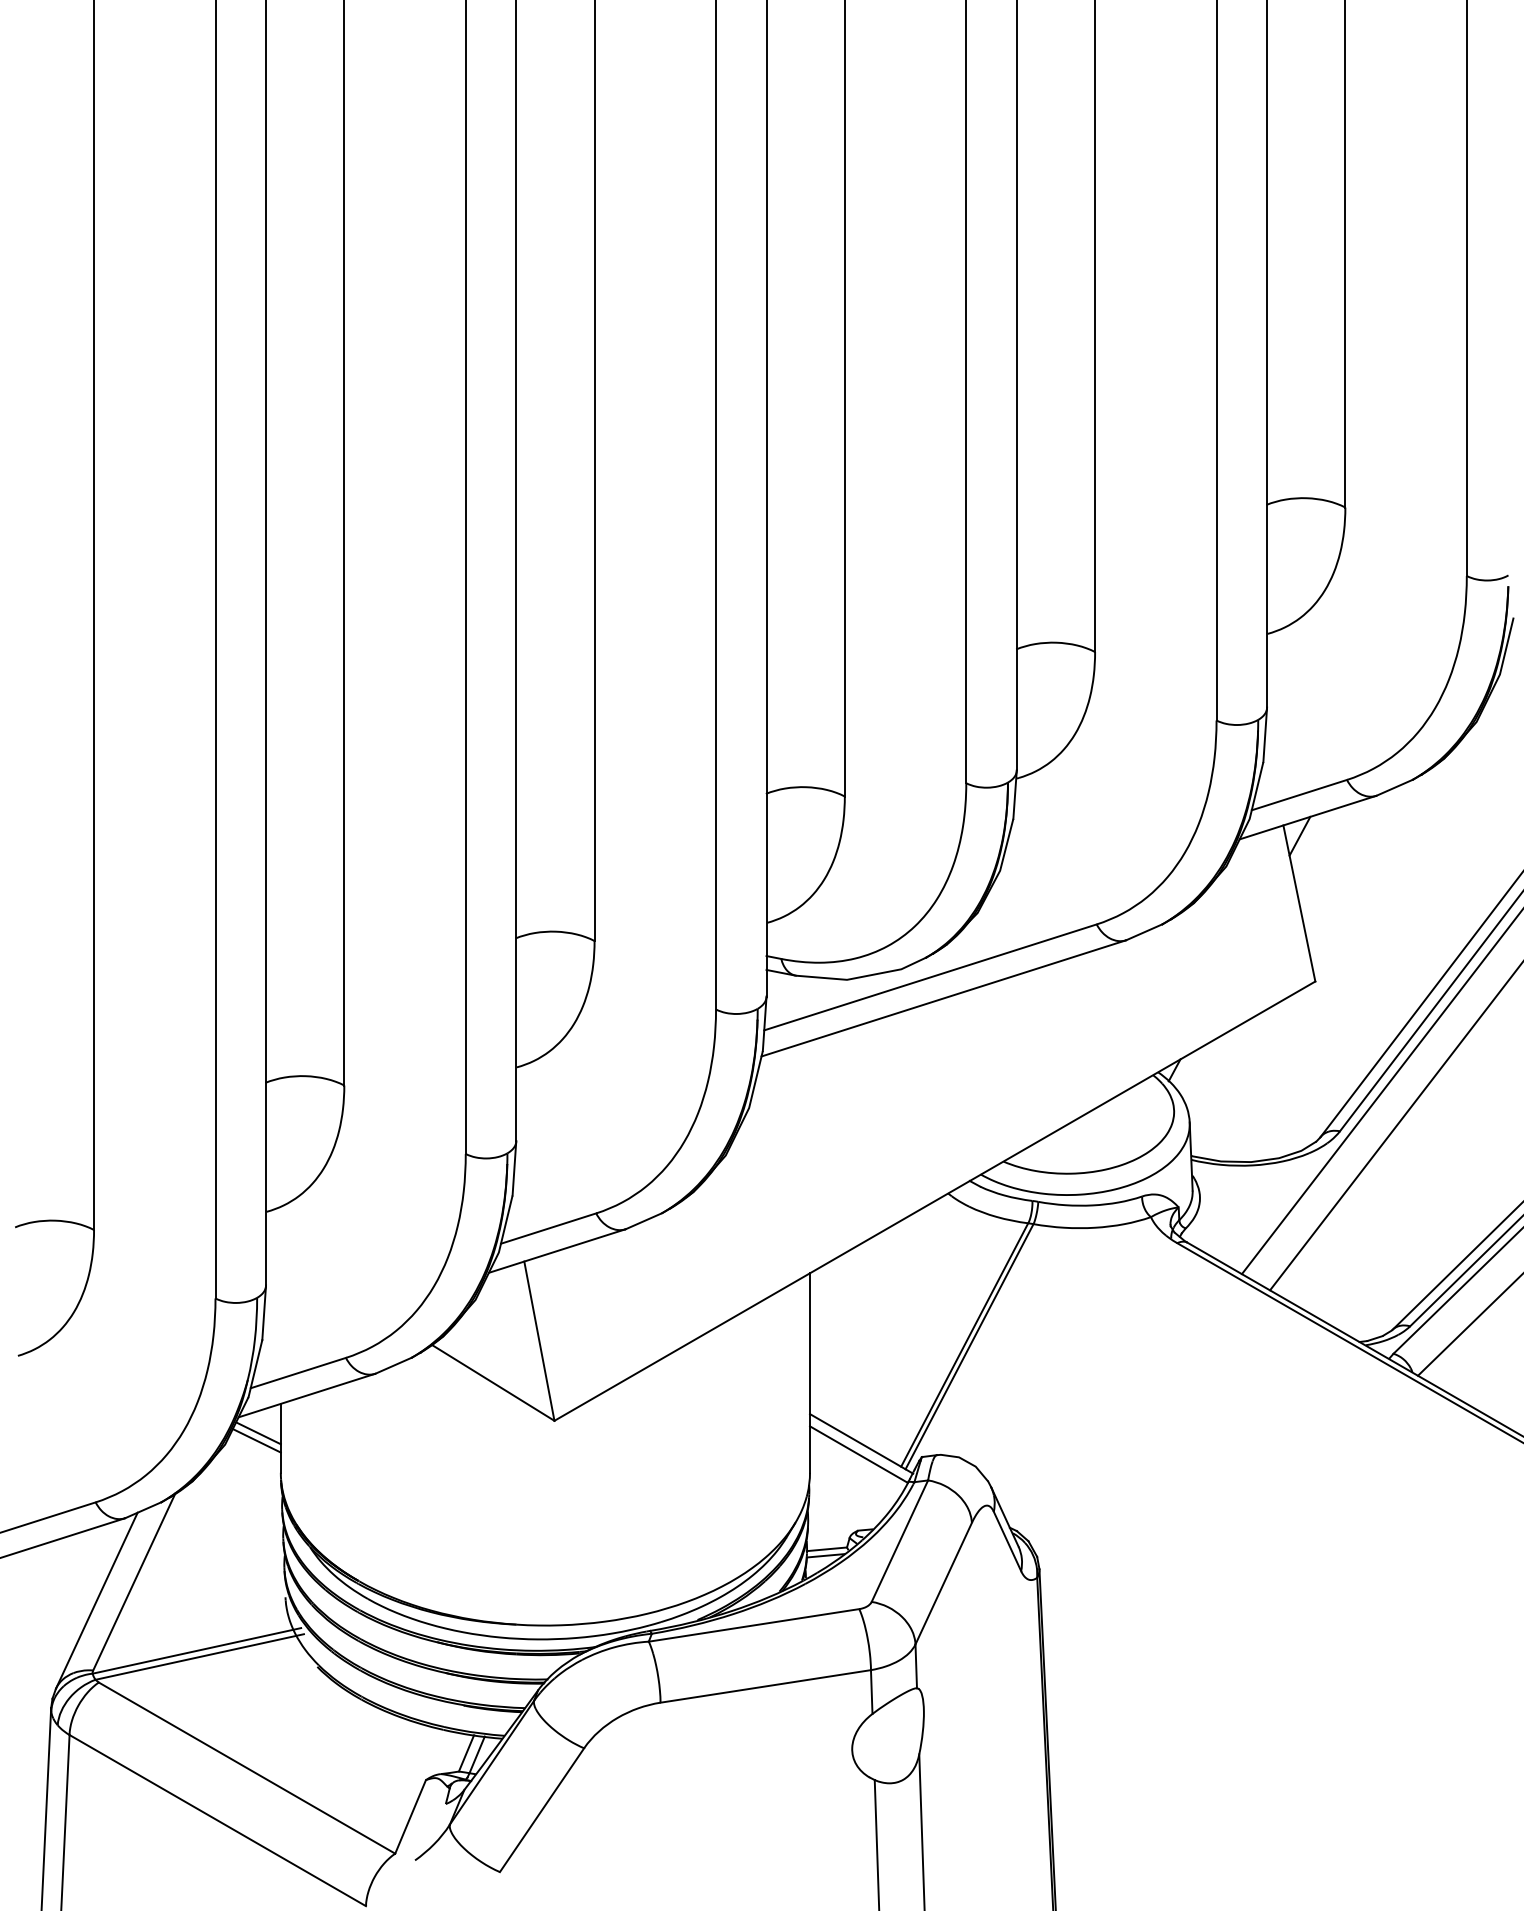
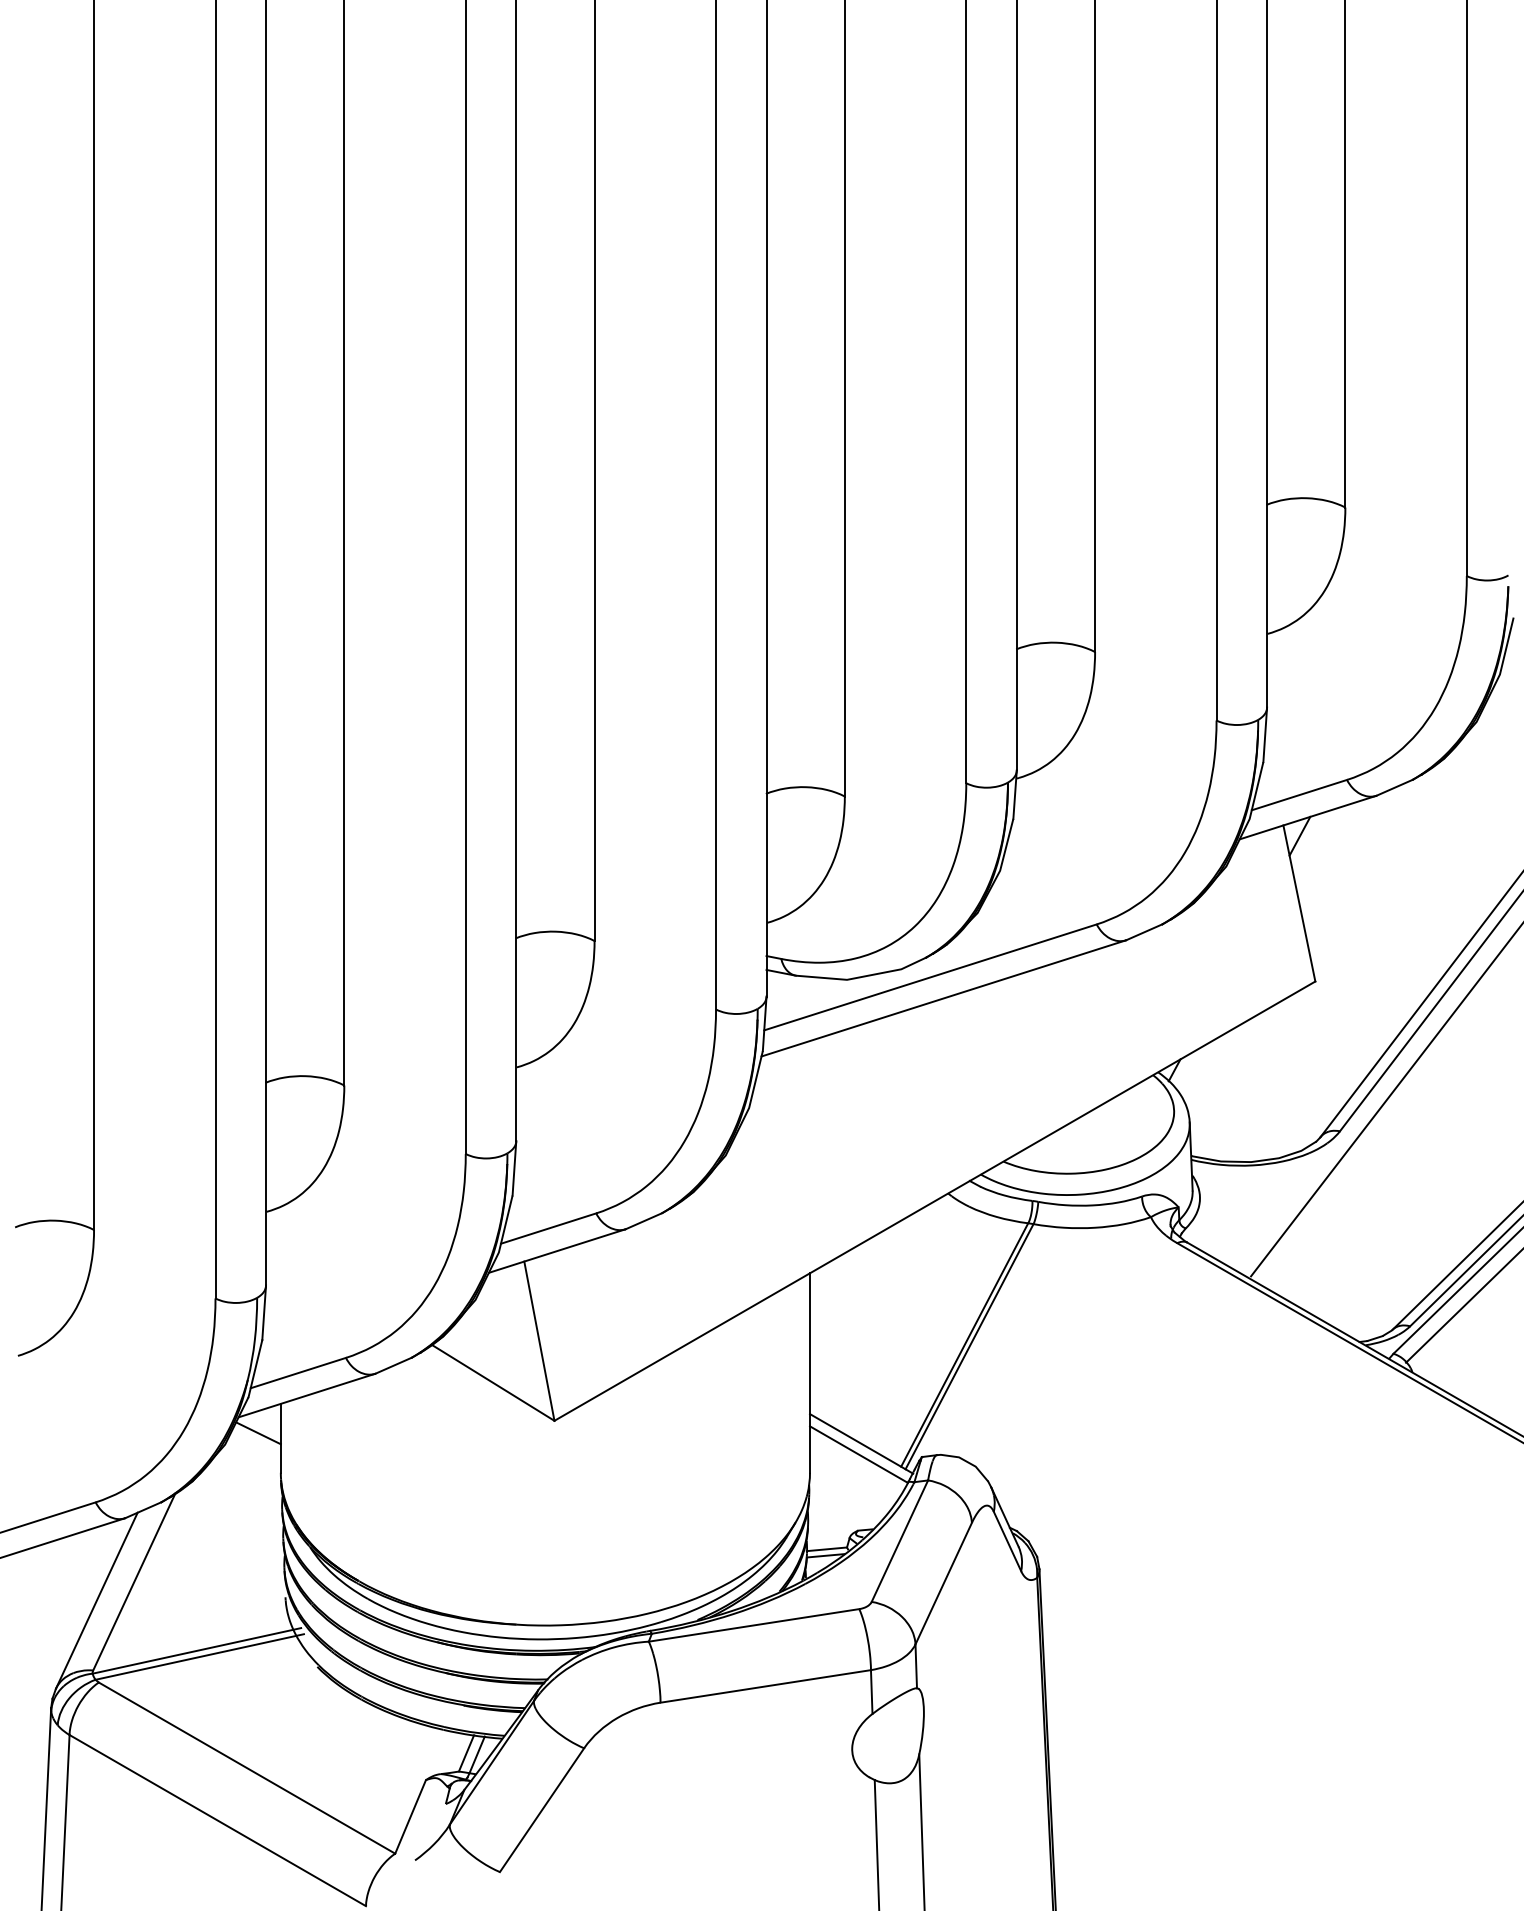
line: present -> none (1380, 1092)
line position: (1395, 1127) -> (1385, 1101) (1385, 1101)
line position: (1469, 1325) -> (1463, 1306) (1463, 1306)
line: present -> none (256, 1440)
